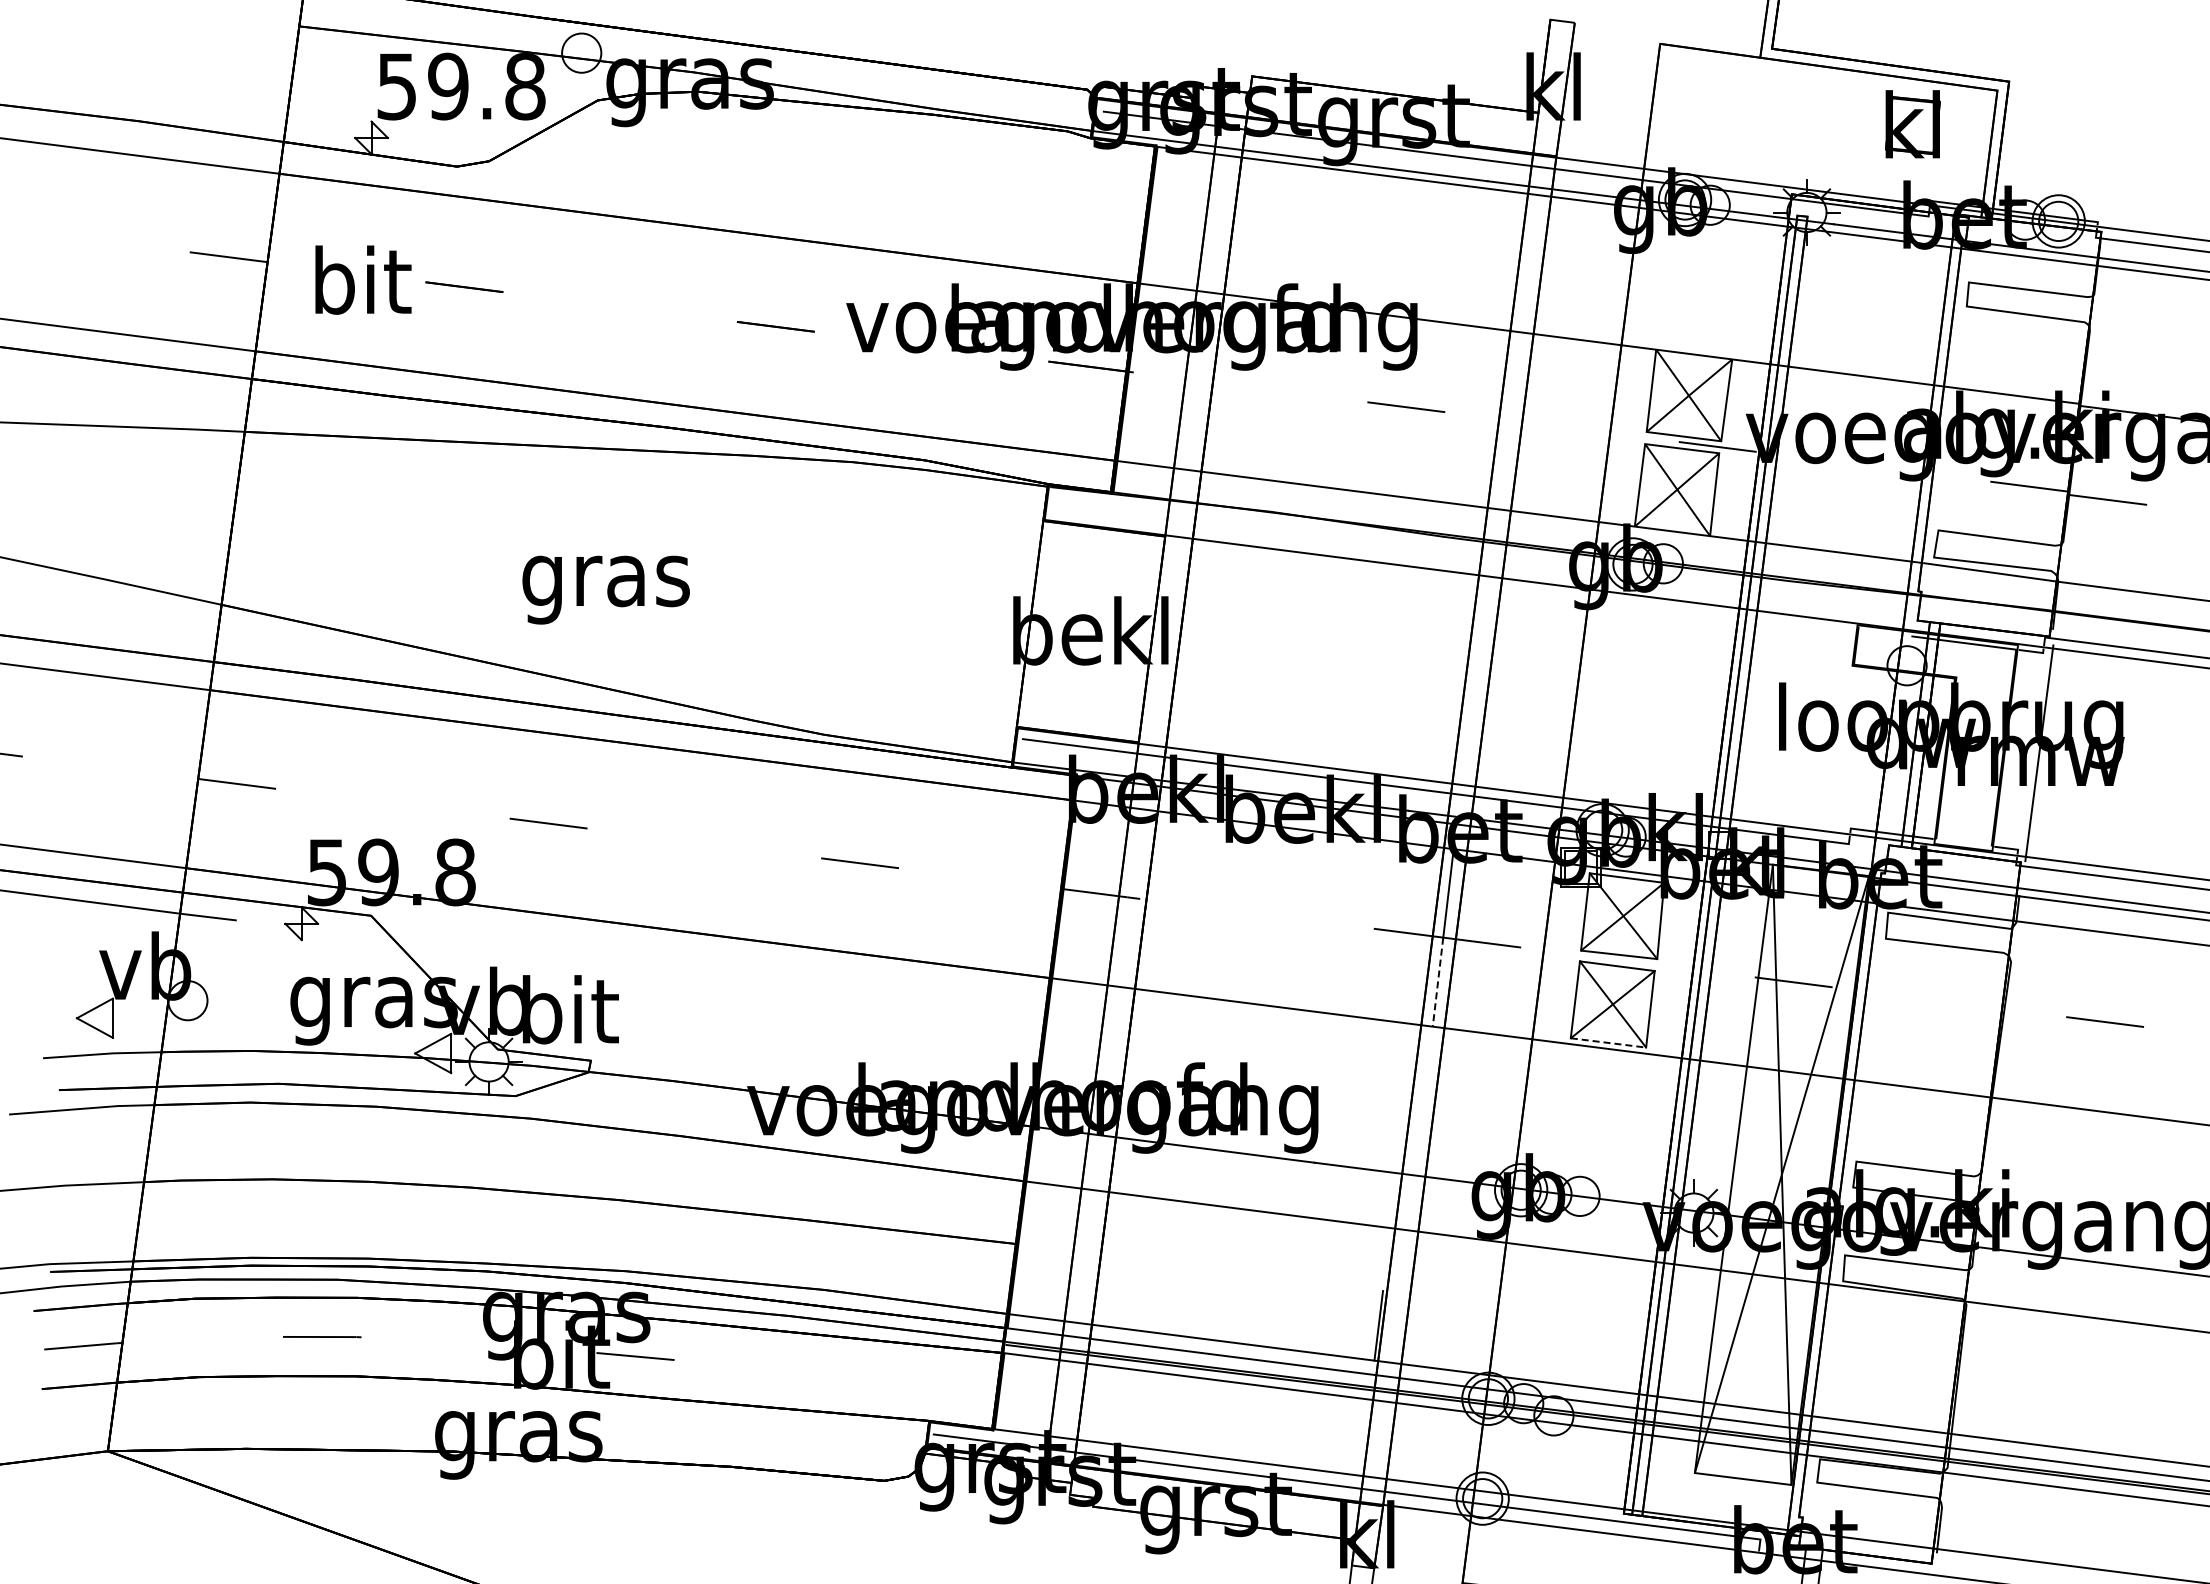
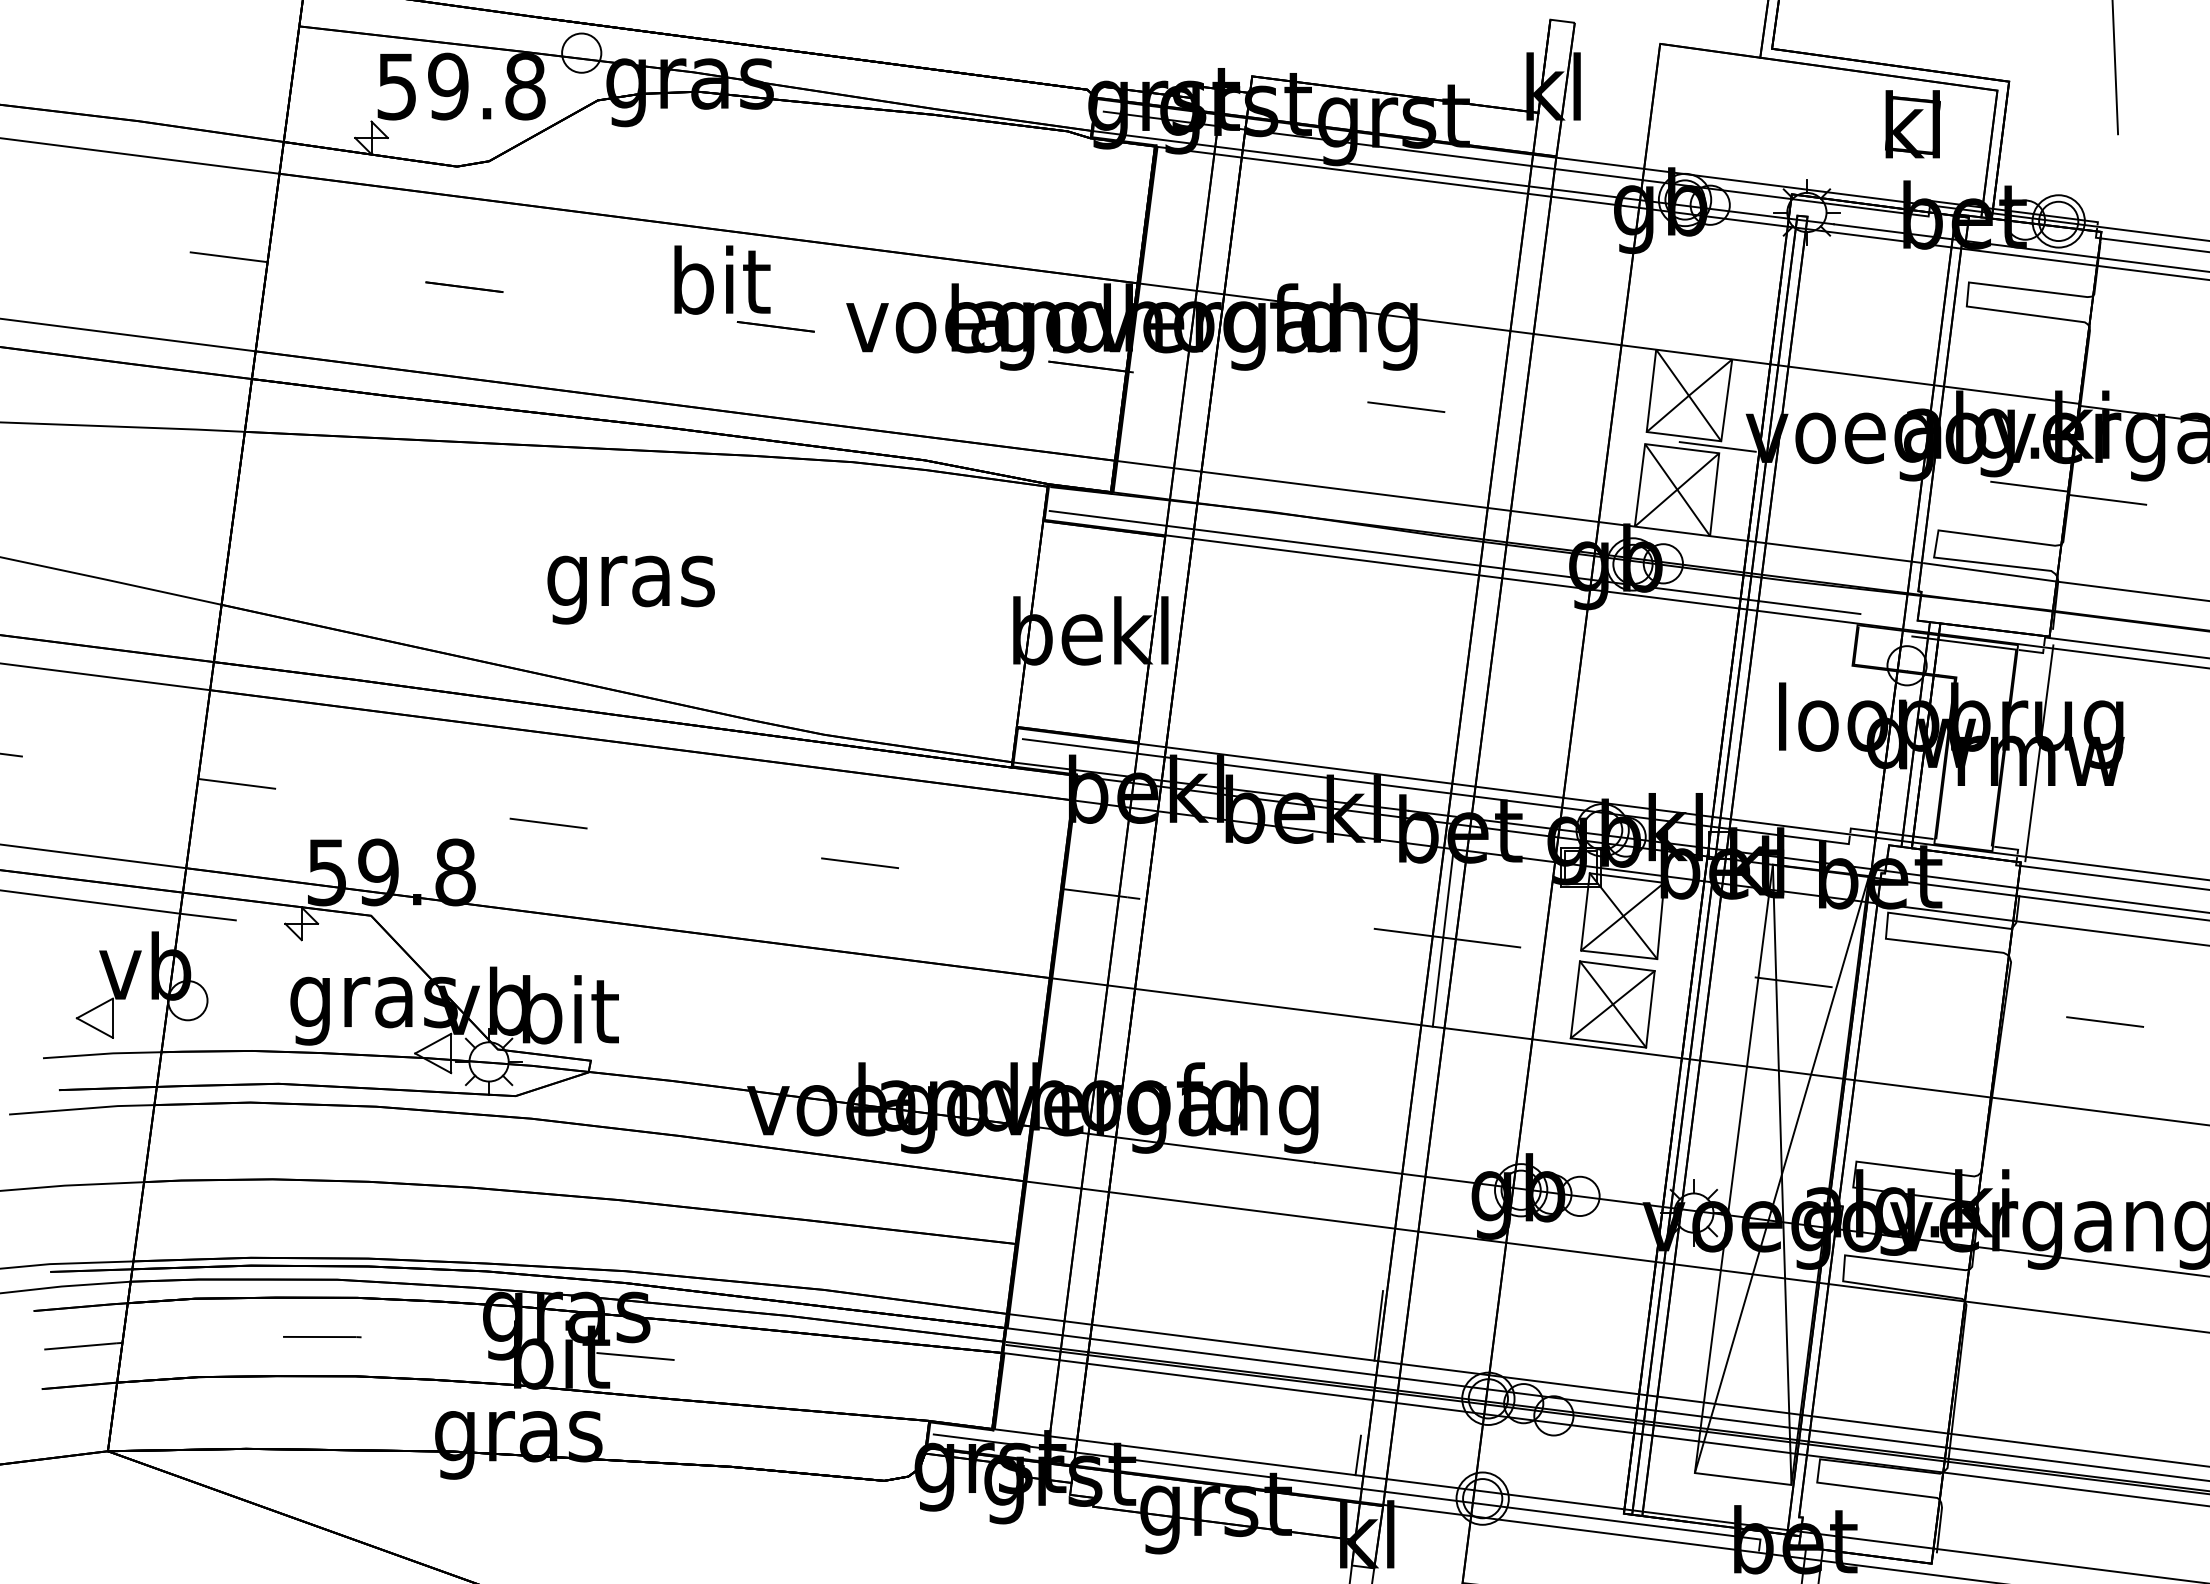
line: none -> present (2115, 68)
text position: (363, 279) -> (722, 279) (722, 279)
line: none -> present (1454, 562)
text position: (605, 589) -> (630, 589) (630, 589)
line: dashed -> solid (1438, 982)
line: dashed -> solid (1608, 1042)
line: none -> present (1357, 1455)
